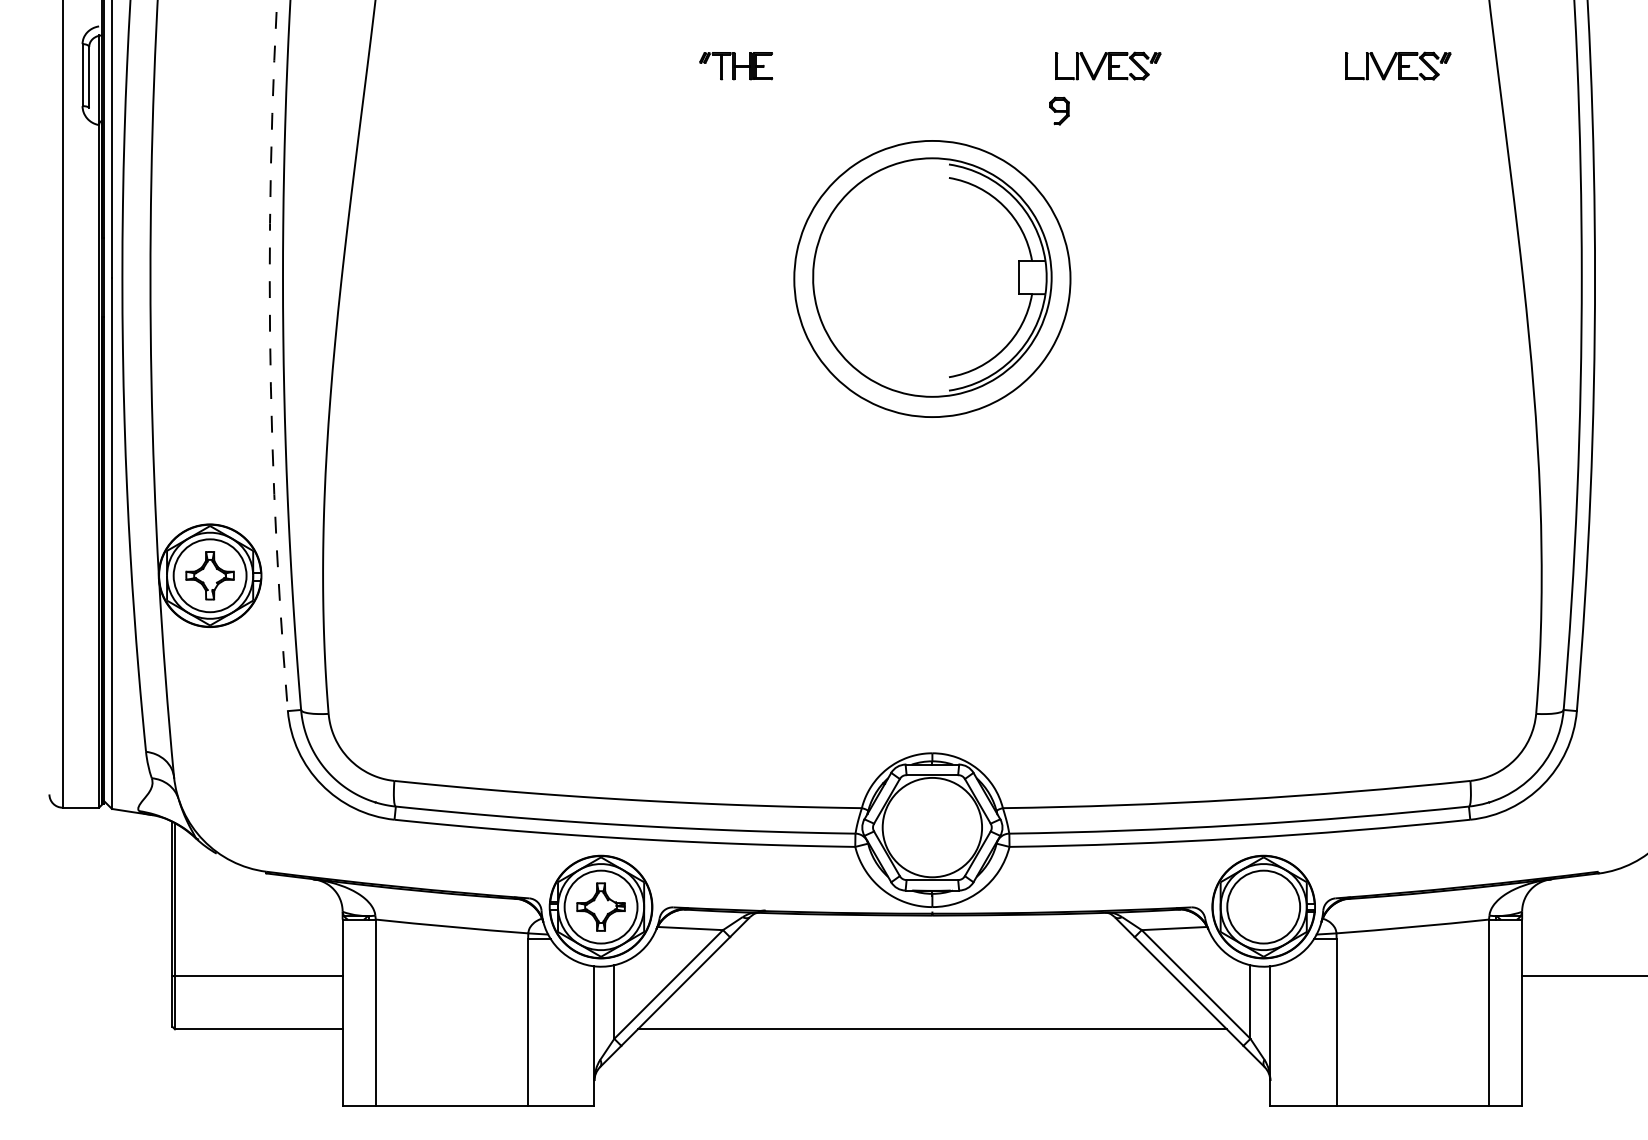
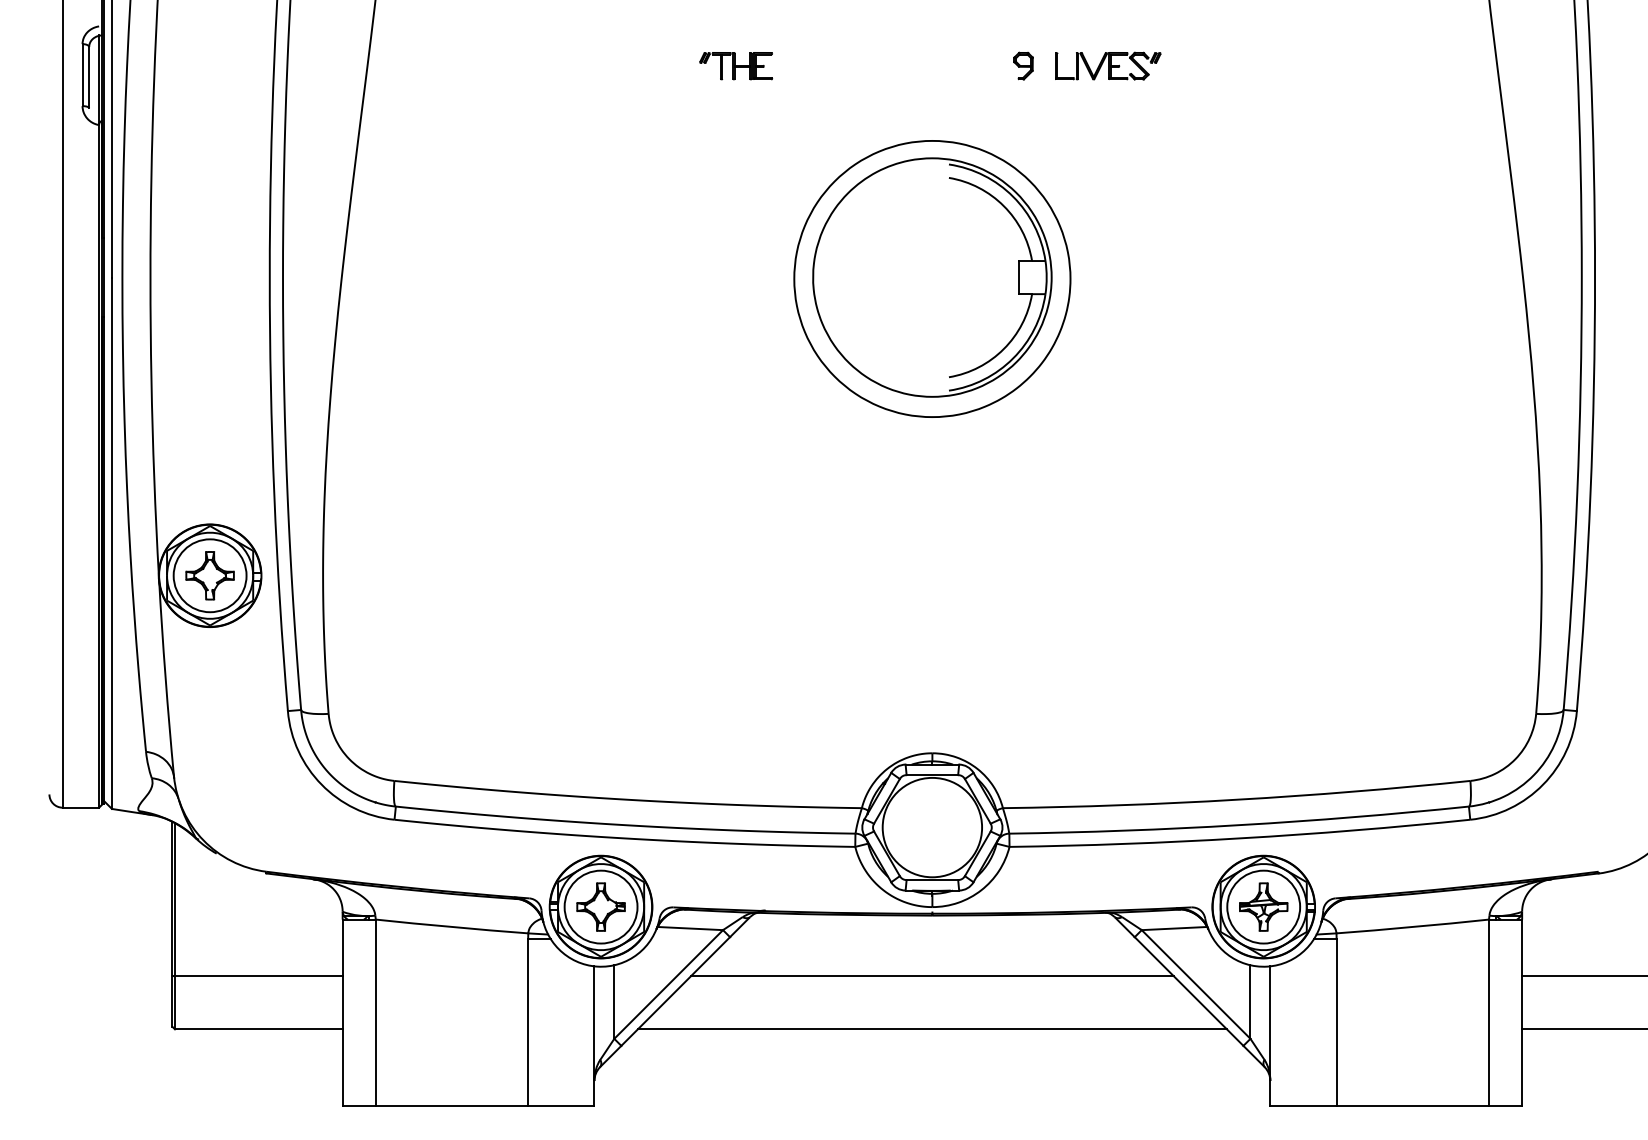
part: present -> none (1398, 65)
part position: (1059, 110) -> (1023, 65) (1023, 65)
arc: dashed -> solid (270, 355)
part: none -> present (1263, 906)
line: none -> present (931, 976)
line: none -> present (1583, 1029)
